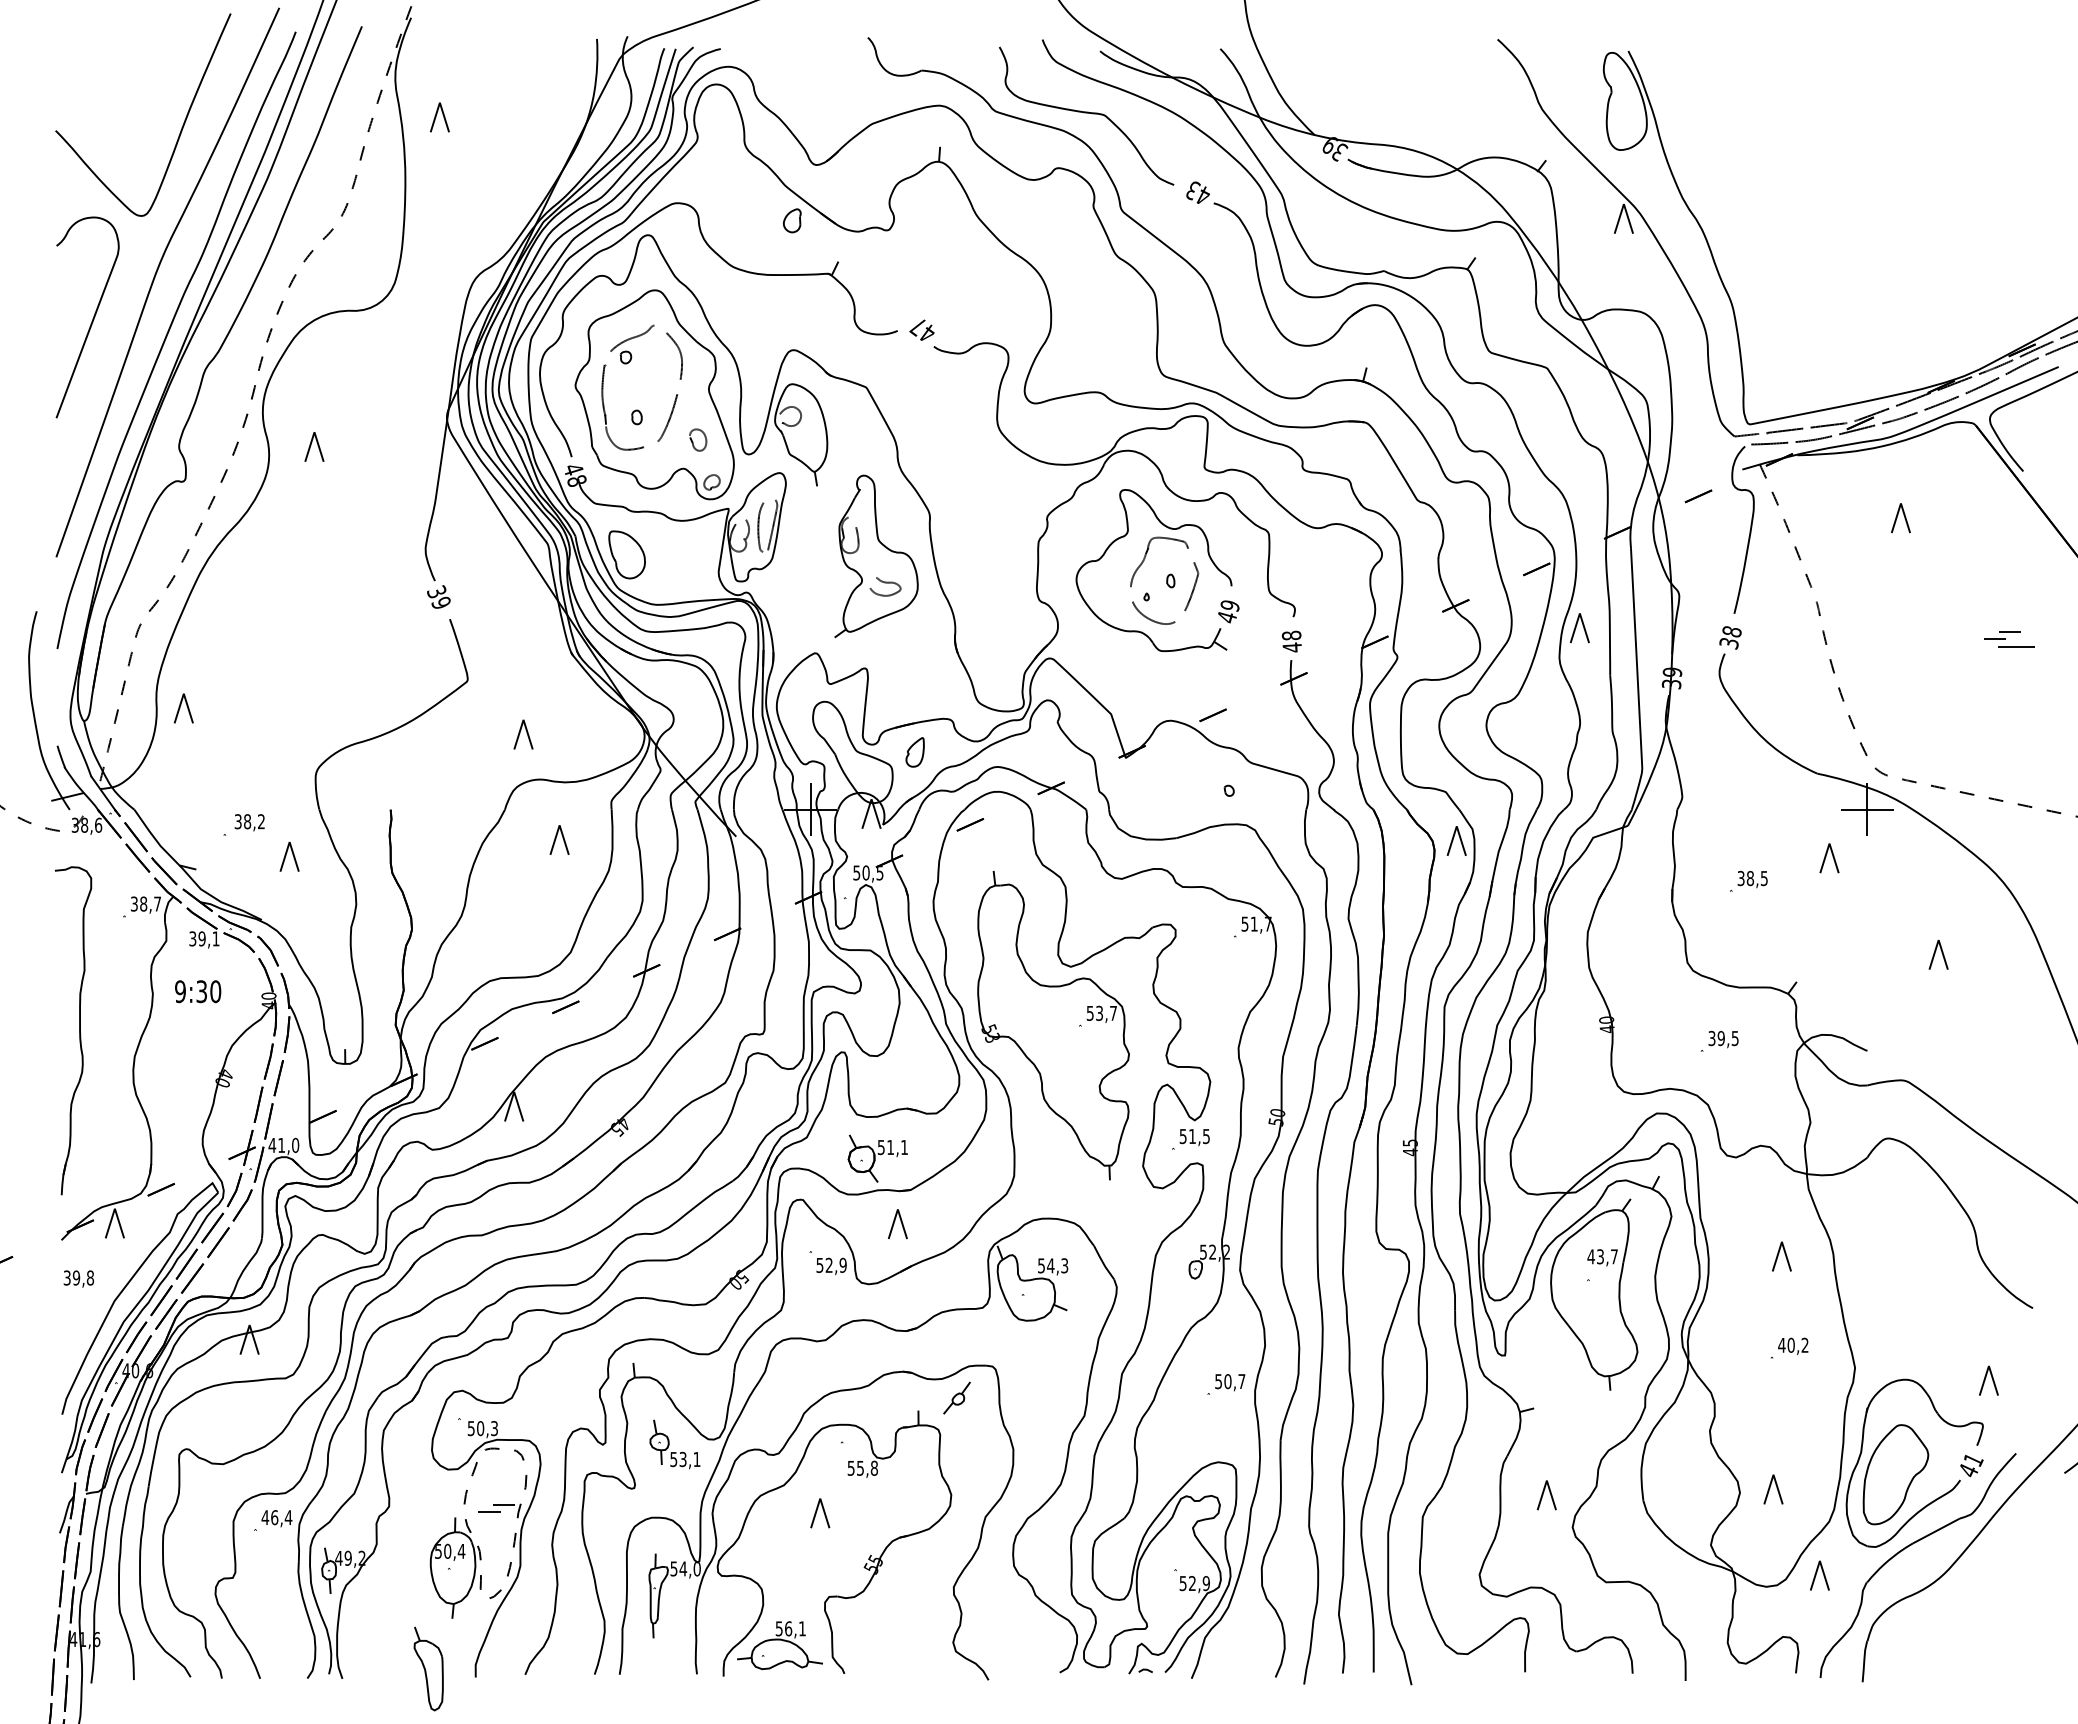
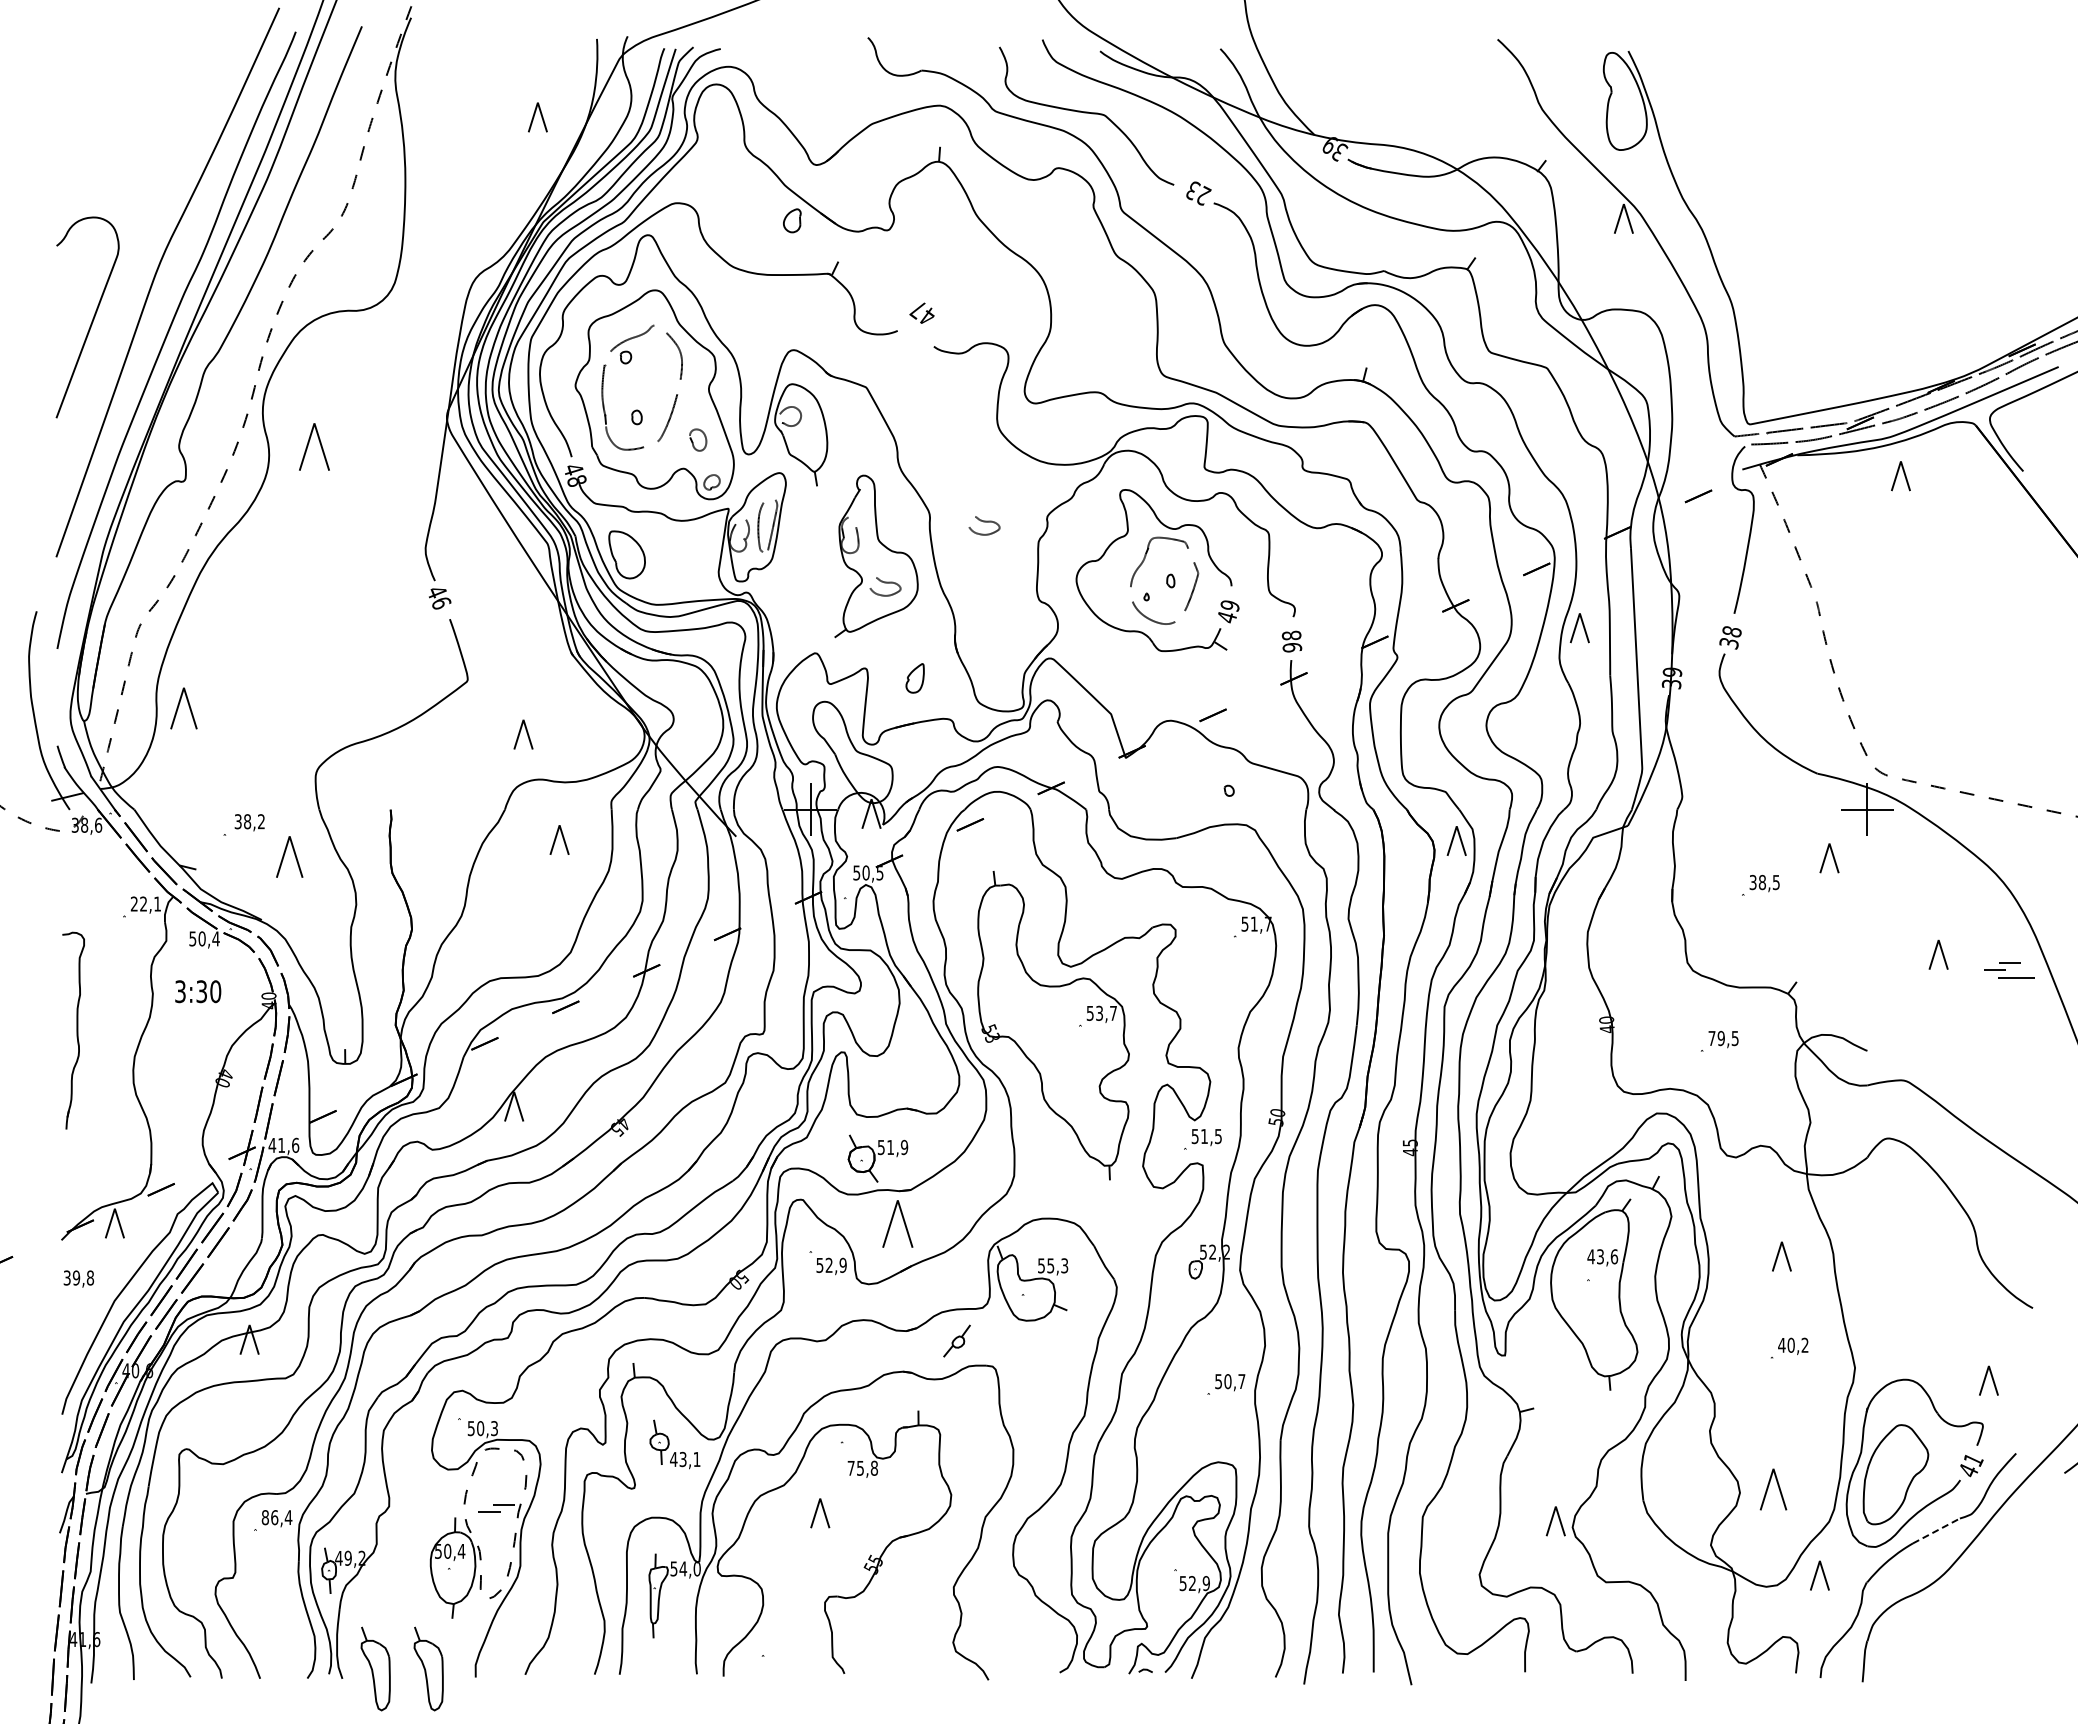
part position: (439, 117) -> (537, 117) (537, 117)
curve: present -> none (181, 127)
text: 43 -> 23 (1203, 195)
text position: (921, 329) -> (921, 312) (921, 312)
part size: 21x30 px -> 31x48 px (314, 446)
part position: (1900, 518) -> (1900, 476) (1900, 476)
part: none -> present (984, 525)
text: 39 -> 46 (439, 597)
part position: (2009, 639) -> (2009, 970) (2009, 970)
text: 48 -> 98 (1292, 647)
part size: 21x31 px -> 28x43 px (183, 708)
part position: (914, 752) -> (914, 678) (914, 678)
part size: 21x31 px -> 28x42 px (289, 856)
part position: (1748, 881) -> (1760, 885) (1760, 885)
text: 38,7 -> 22,1 (145, 903)
text: 39,1 -> 50,4 (204, 938)
text: 9:30 -> 3:30 (180, 991)
part size: 39x330 px -> 23x199 px (73, 1030)
text: 39,5 -> 79,5 (1711, 1038)
part position: (1190, 1139) -> (1202, 1139) (1202, 1139)
text: 41,0 -> 41,6 (295, 1144)
text: 51,1 -> 51,9 (904, 1147)
part size: 20x31 px -> 32x48 px (897, 1223)
text: 43,7 -> 43,6 (1614, 1256)
text: 54,3 -> 55,3 (1050, 1265)
part position: (956, 1397) -> (956, 1340) (956, 1340)
text: 53,1 -> 43,1 (673, 1459)
text: 55,8 -> 75,8 (850, 1468)
part size: 21x31 px -> 29x43 px (1773, 1489)
part position: (1546, 1495) -> (1555, 1521) (1555, 1521)
text: 46,4 -> 86,4 (265, 1517)
line: solid -> dashed (1936, 1530)
part: present -> none (779, 1645)
part: none -> present (375, 1668)
